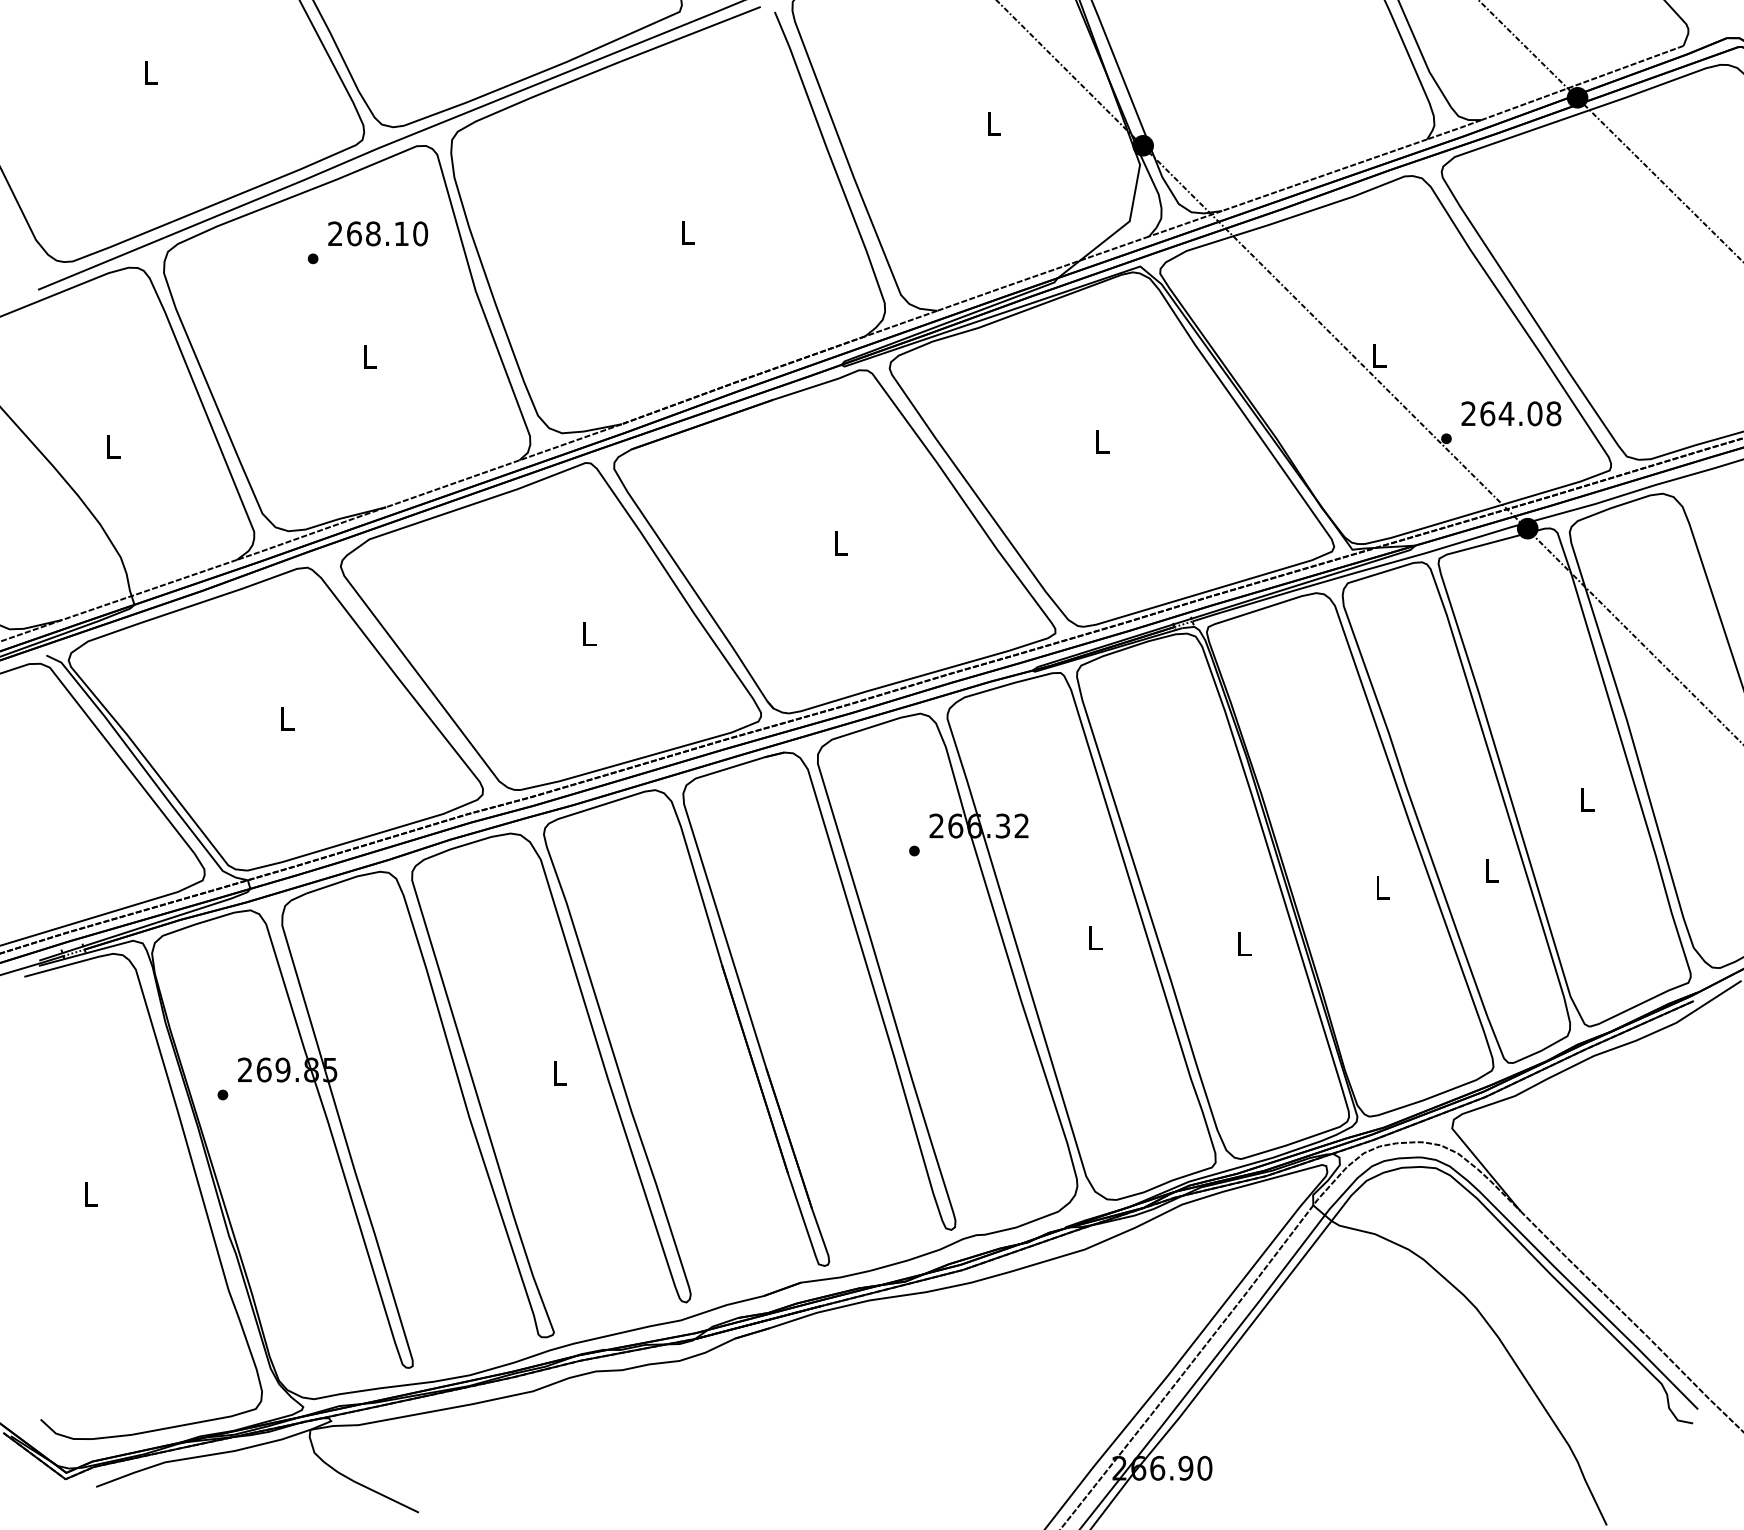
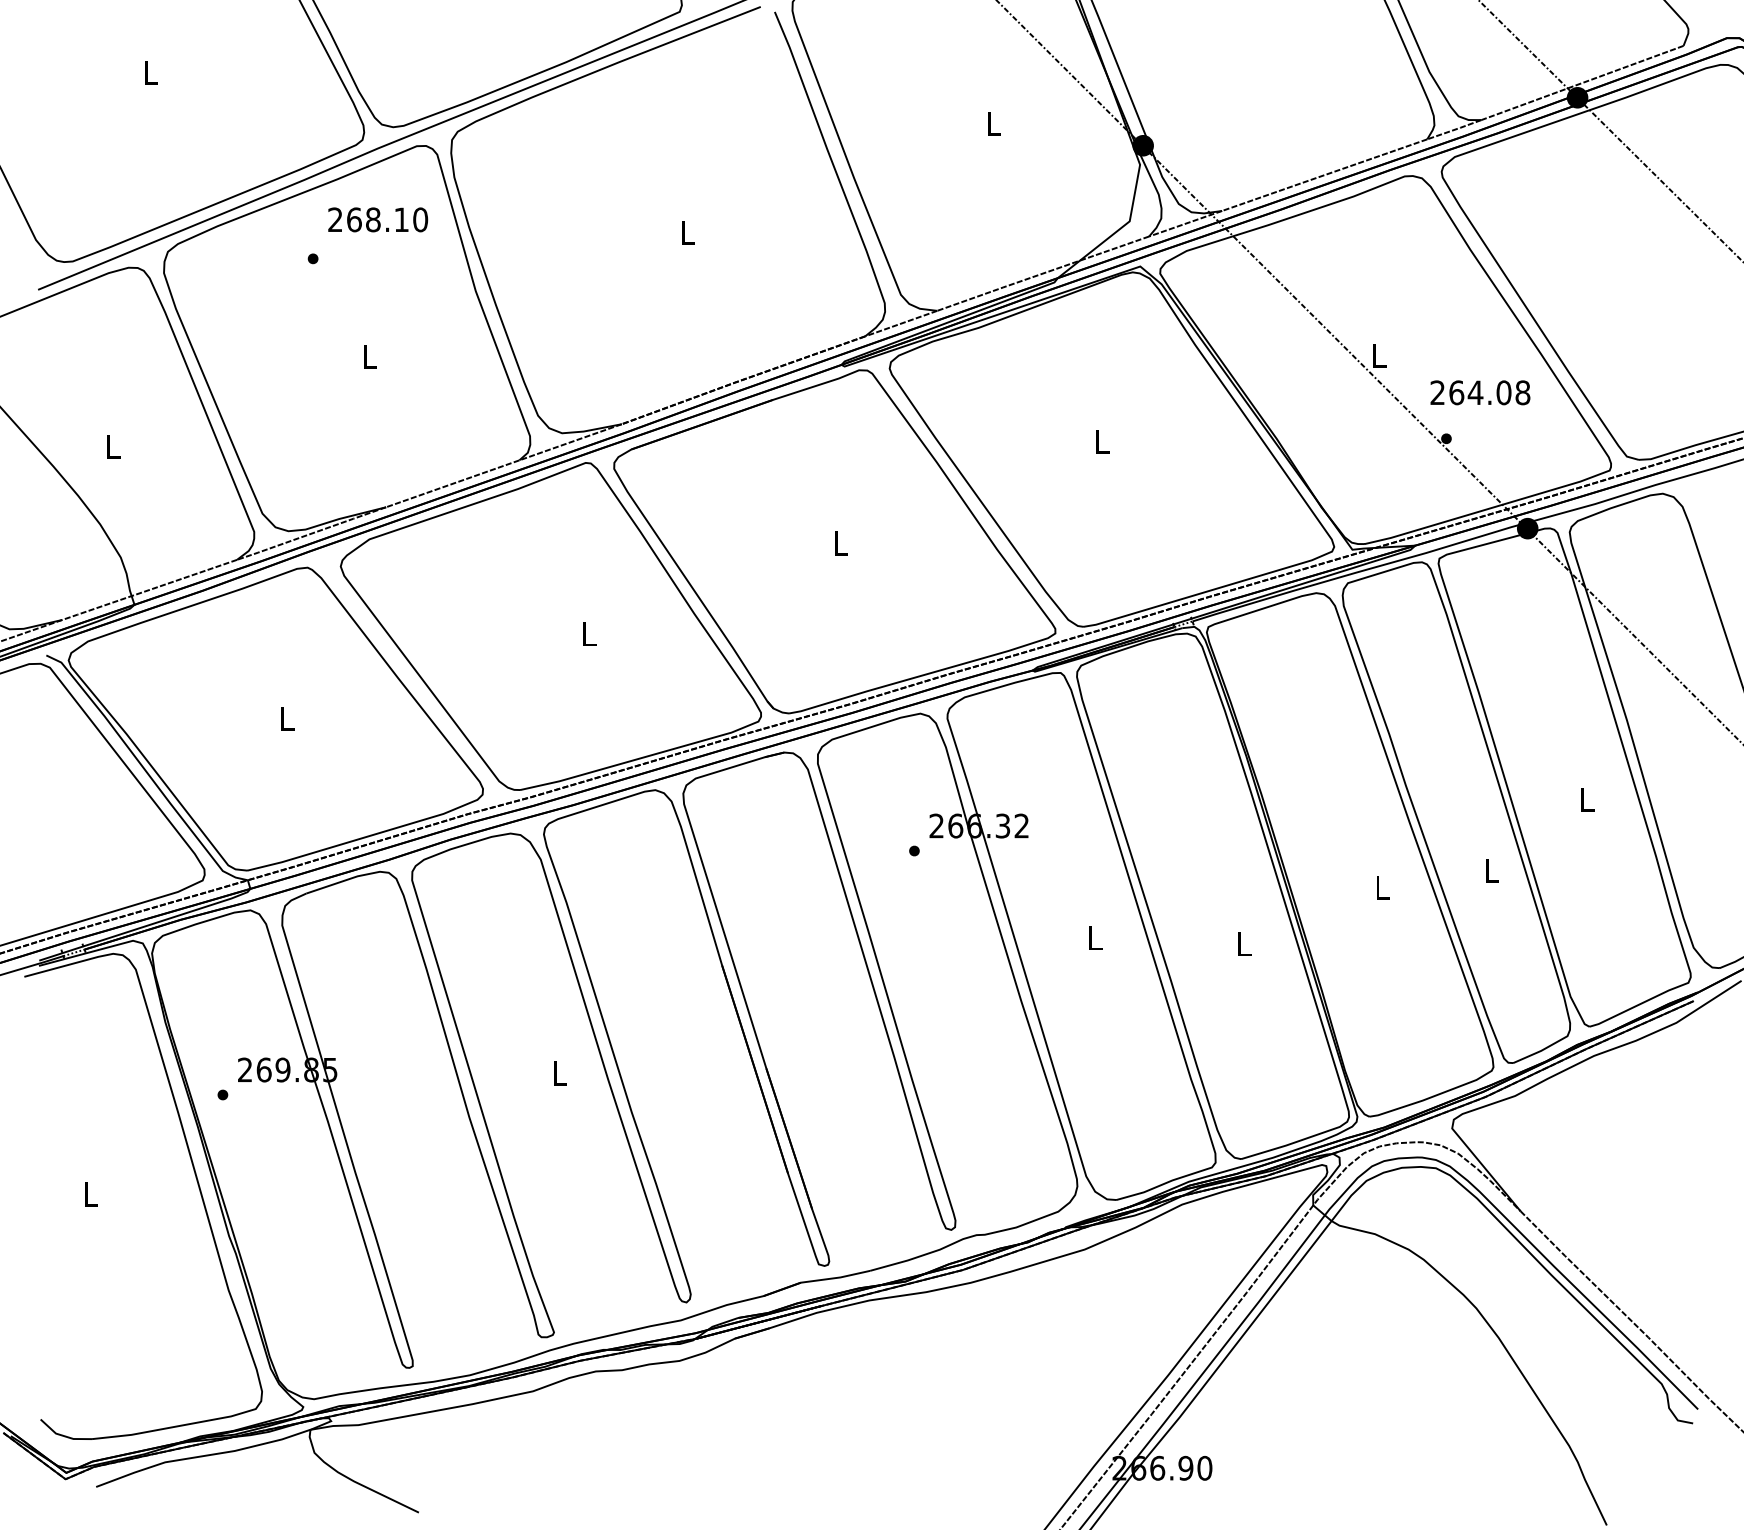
text position: (378, 233) -> (378, 219) (378, 219)
text position: (1511, 413) -> (1480, 392) (1480, 392)
